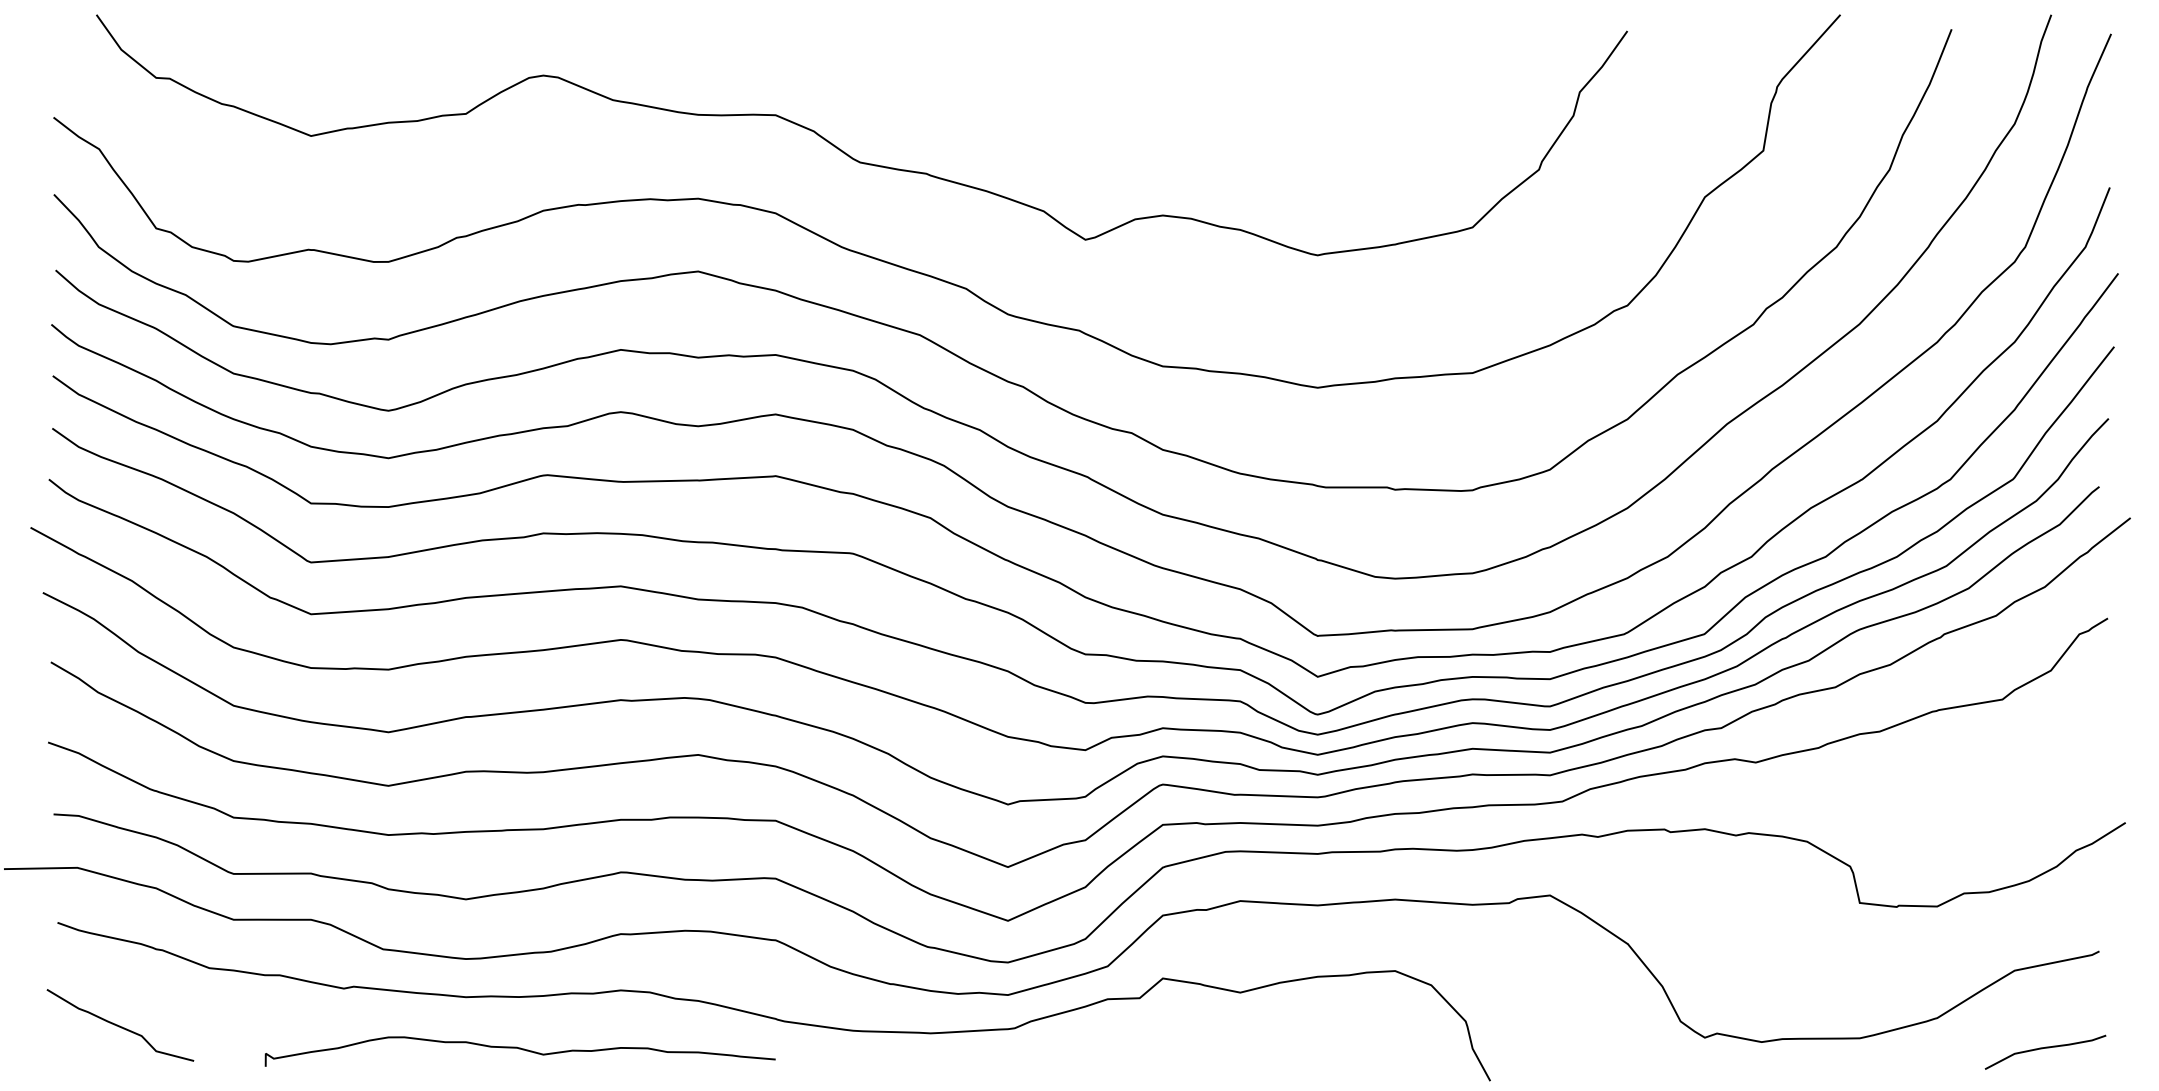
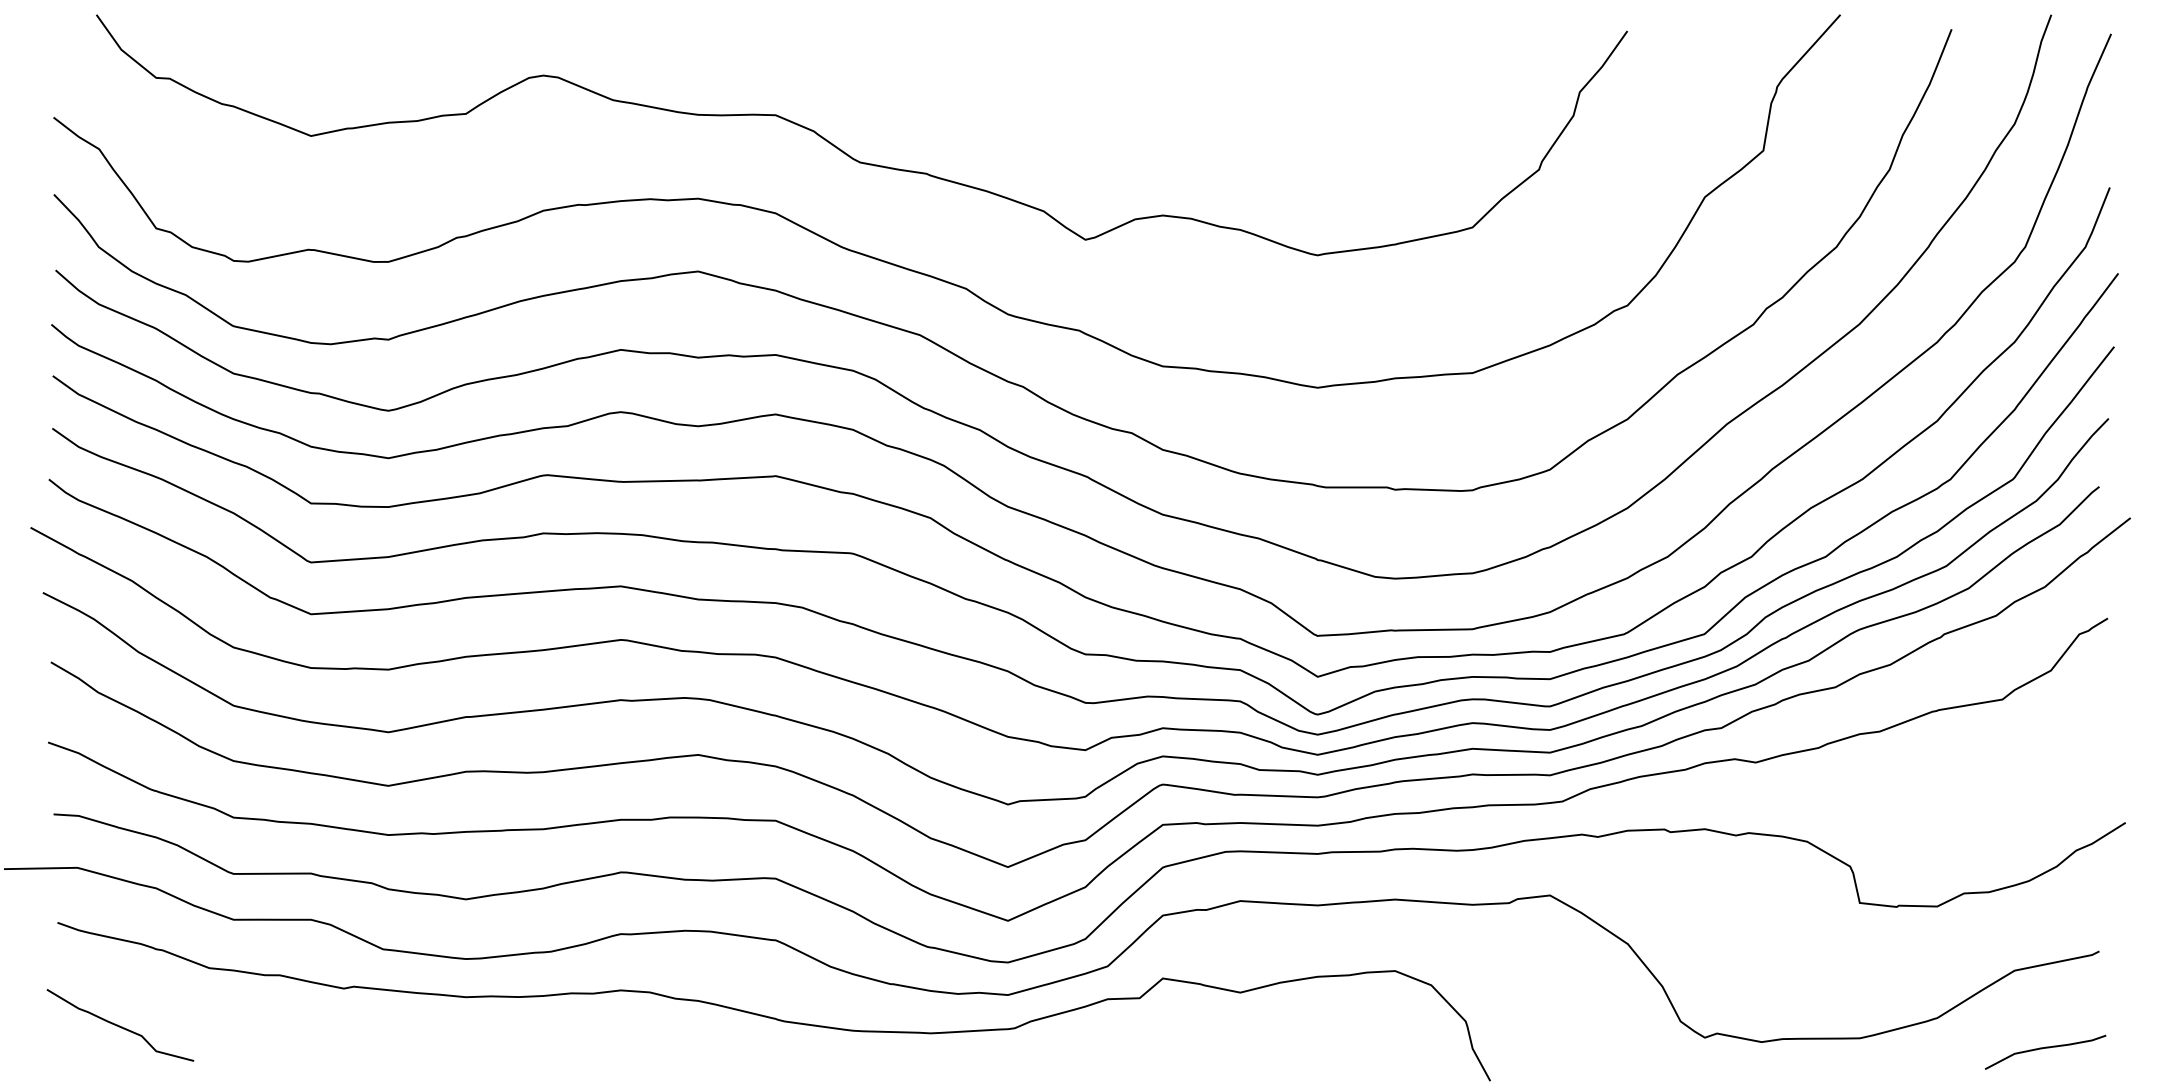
curve: present -> none (519, 1049)
